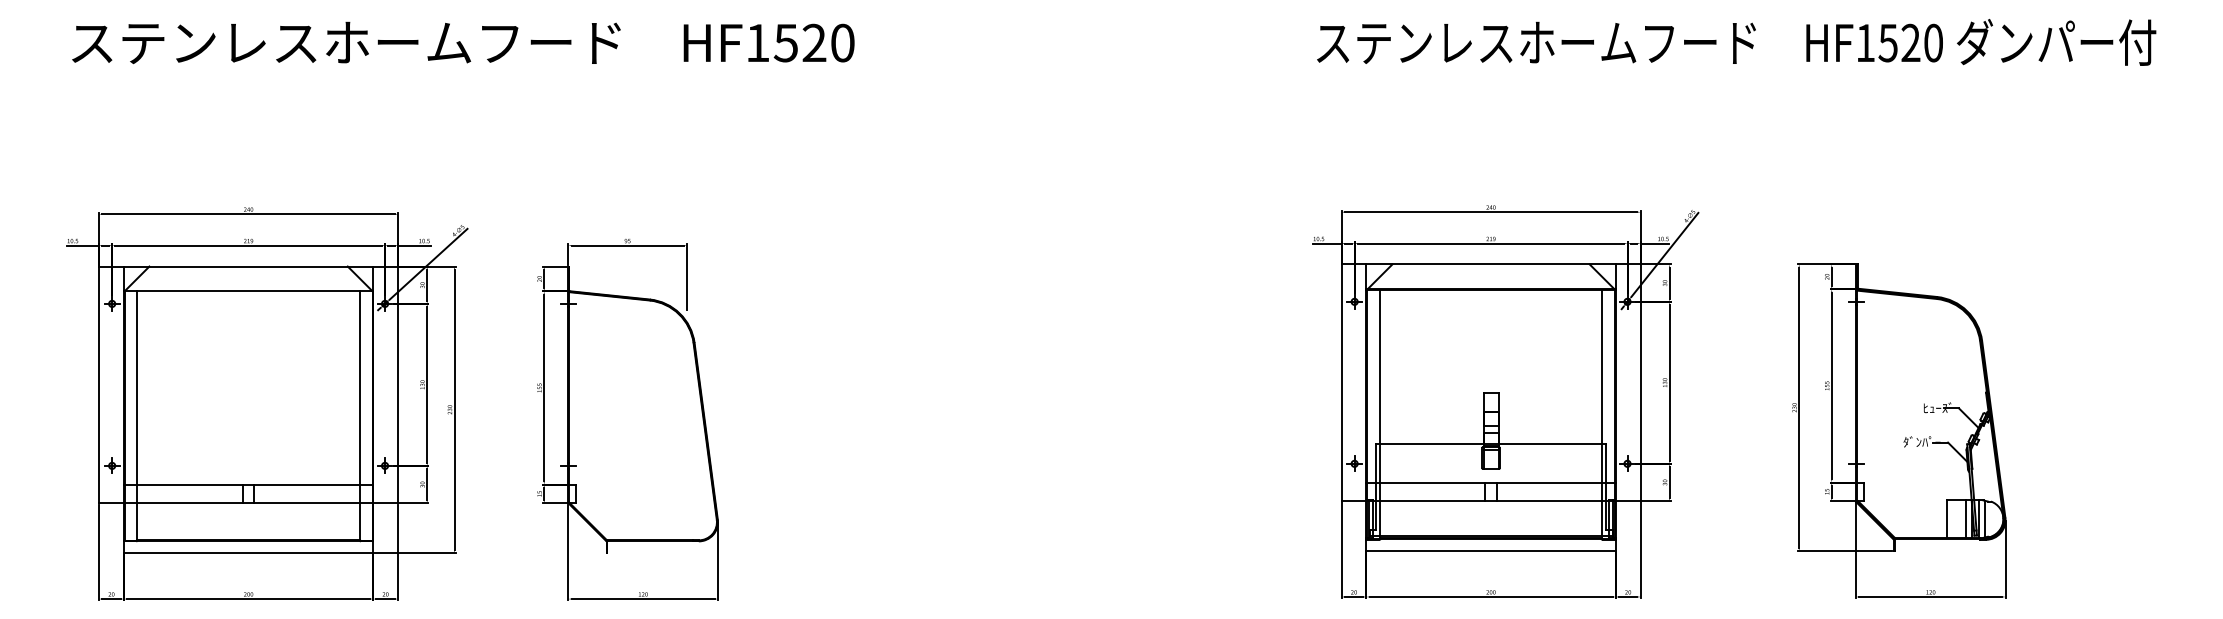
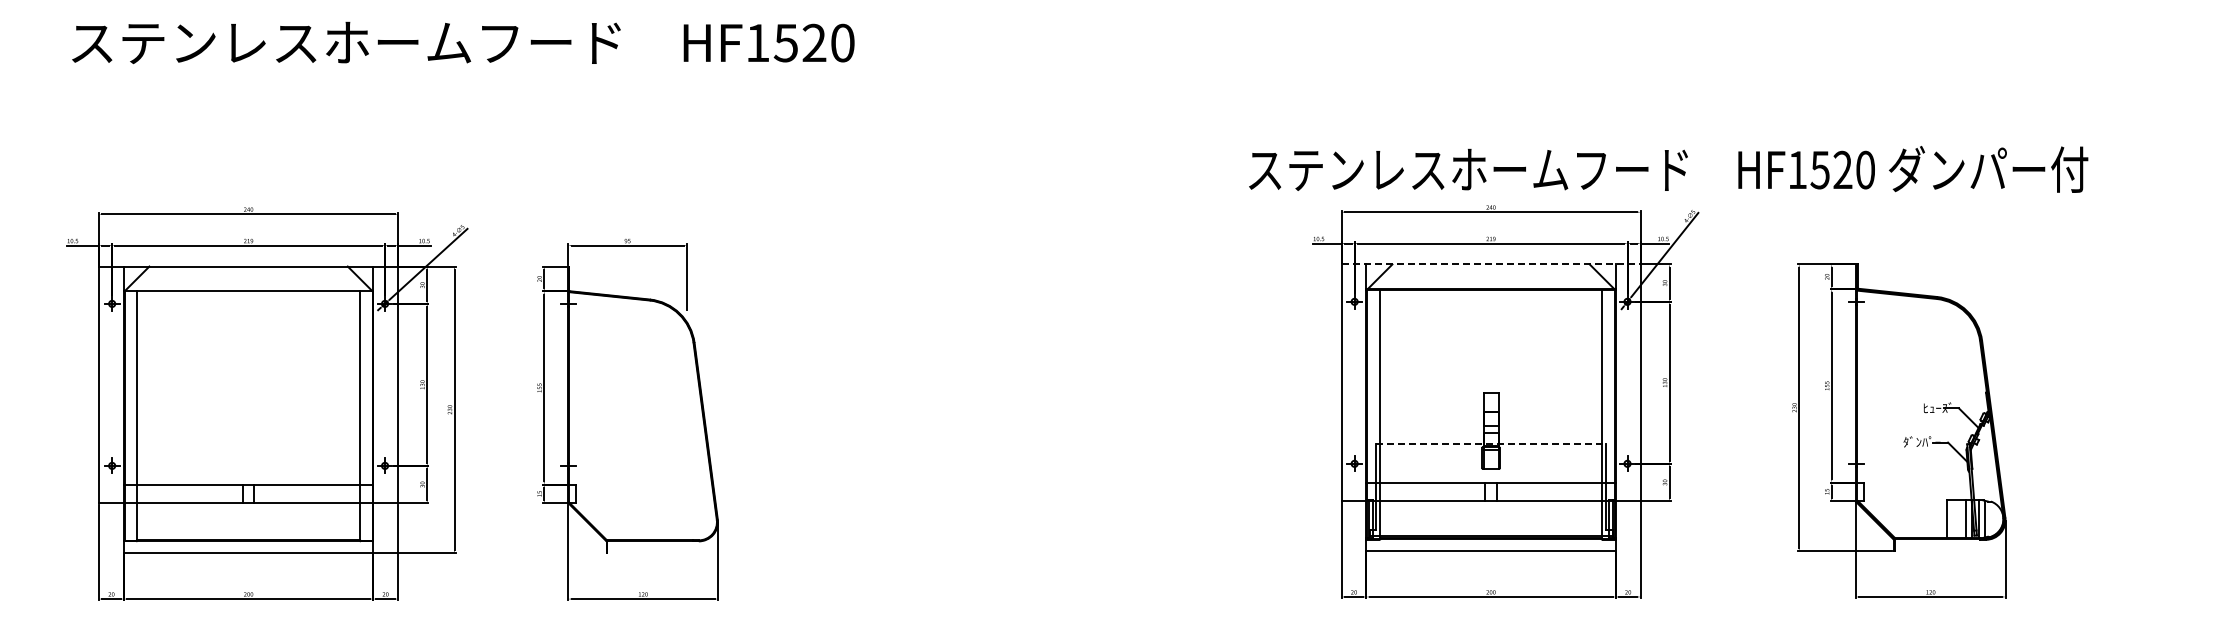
text position: (1736, 42) -> (1668, 169) (1668, 169)
line: solid -> dashed (1491, 264)
line: solid -> dashed (1491, 444)
